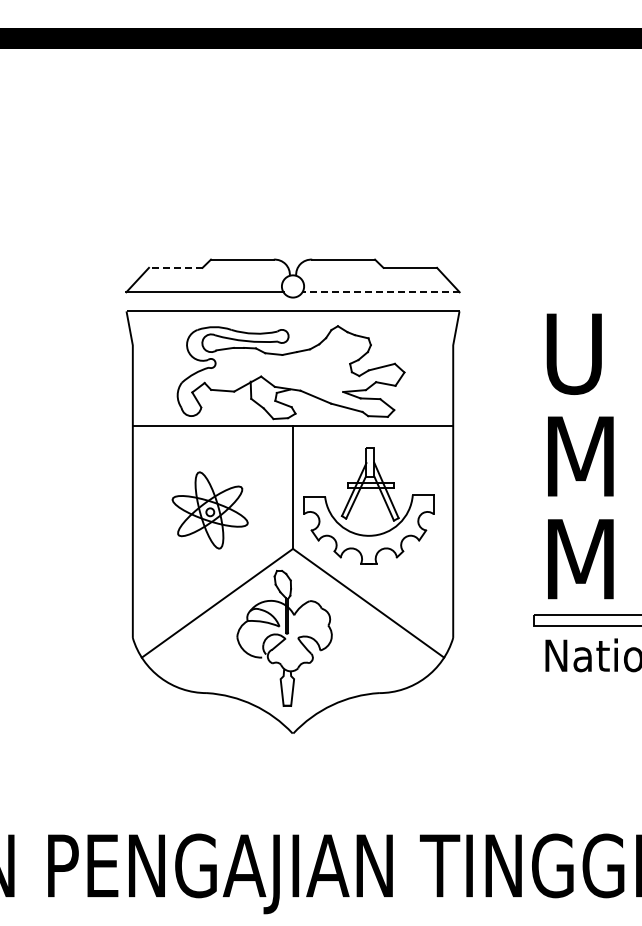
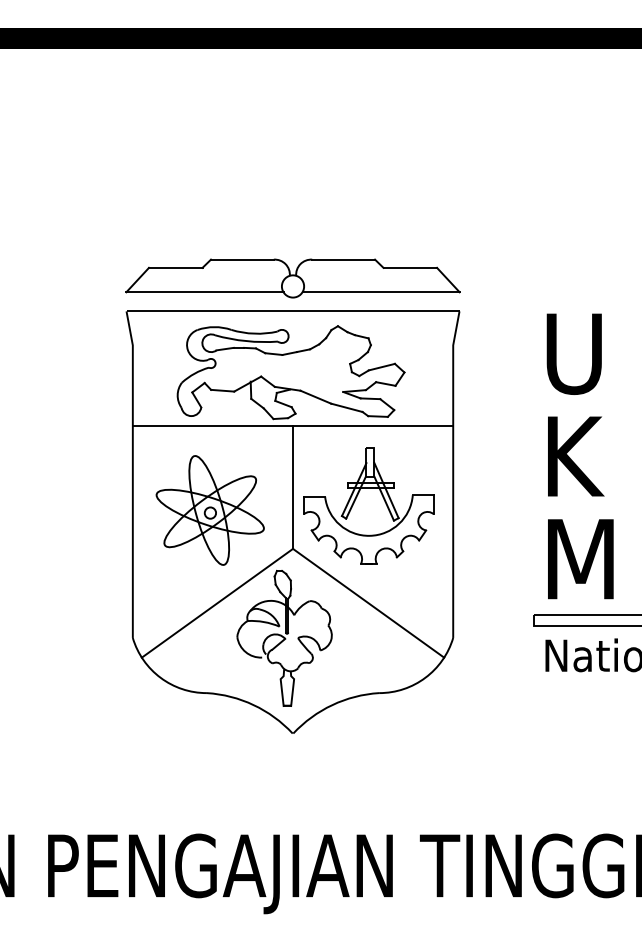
line: dashed -> solid (175, 267)
line: dashed -> solid (381, 292)
text: M -> K (585, 456)
part size: 78x79 px -> 110x111 px (209, 510)
